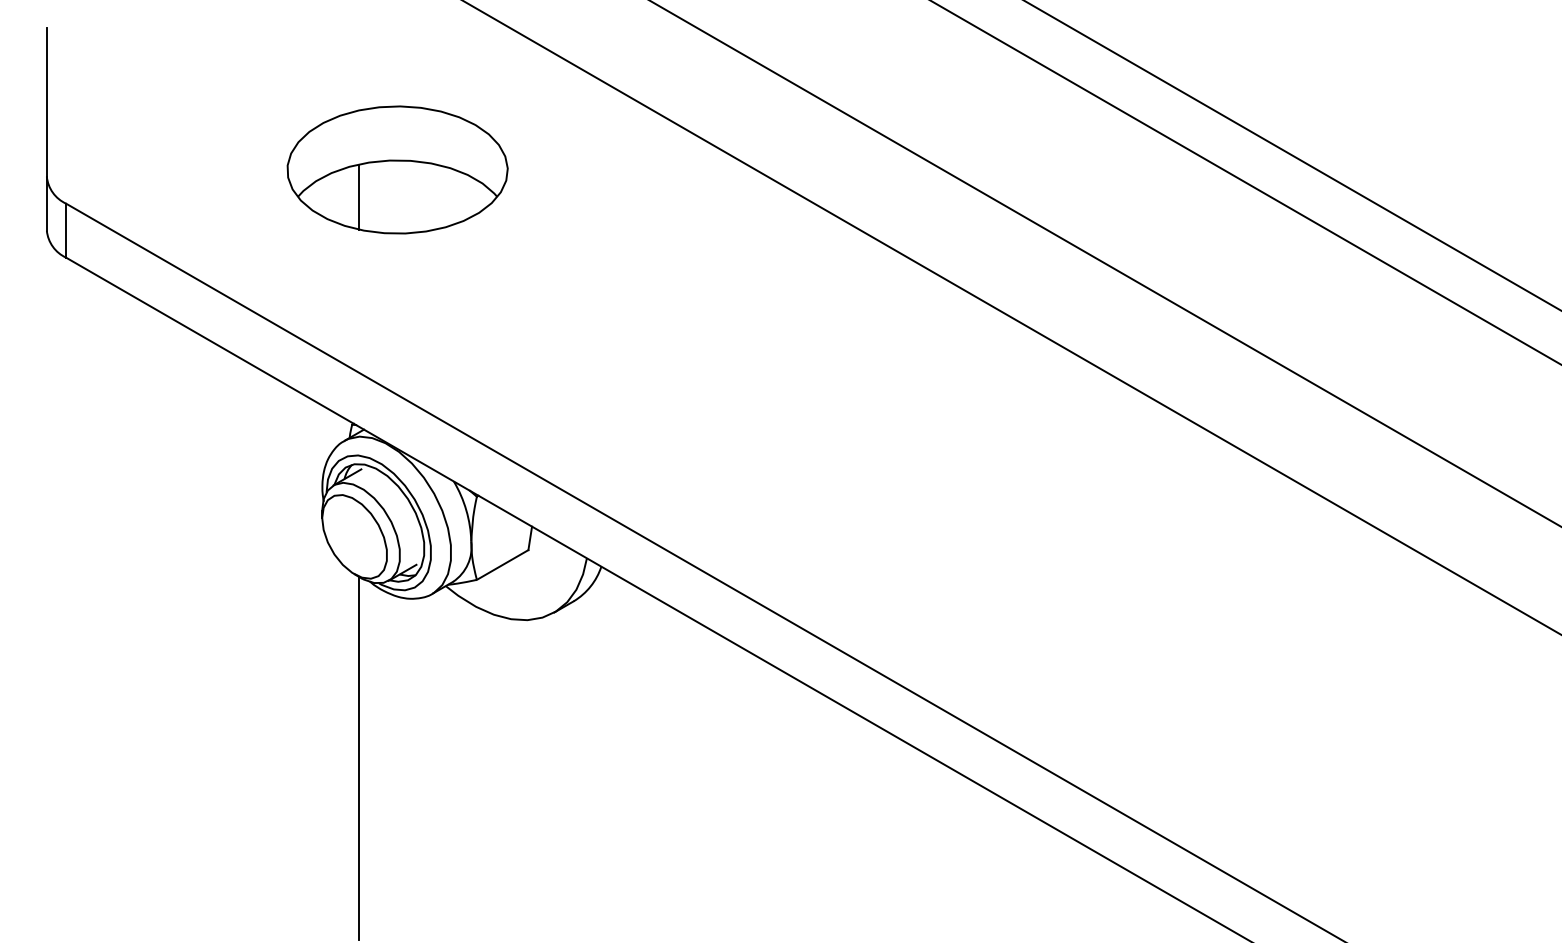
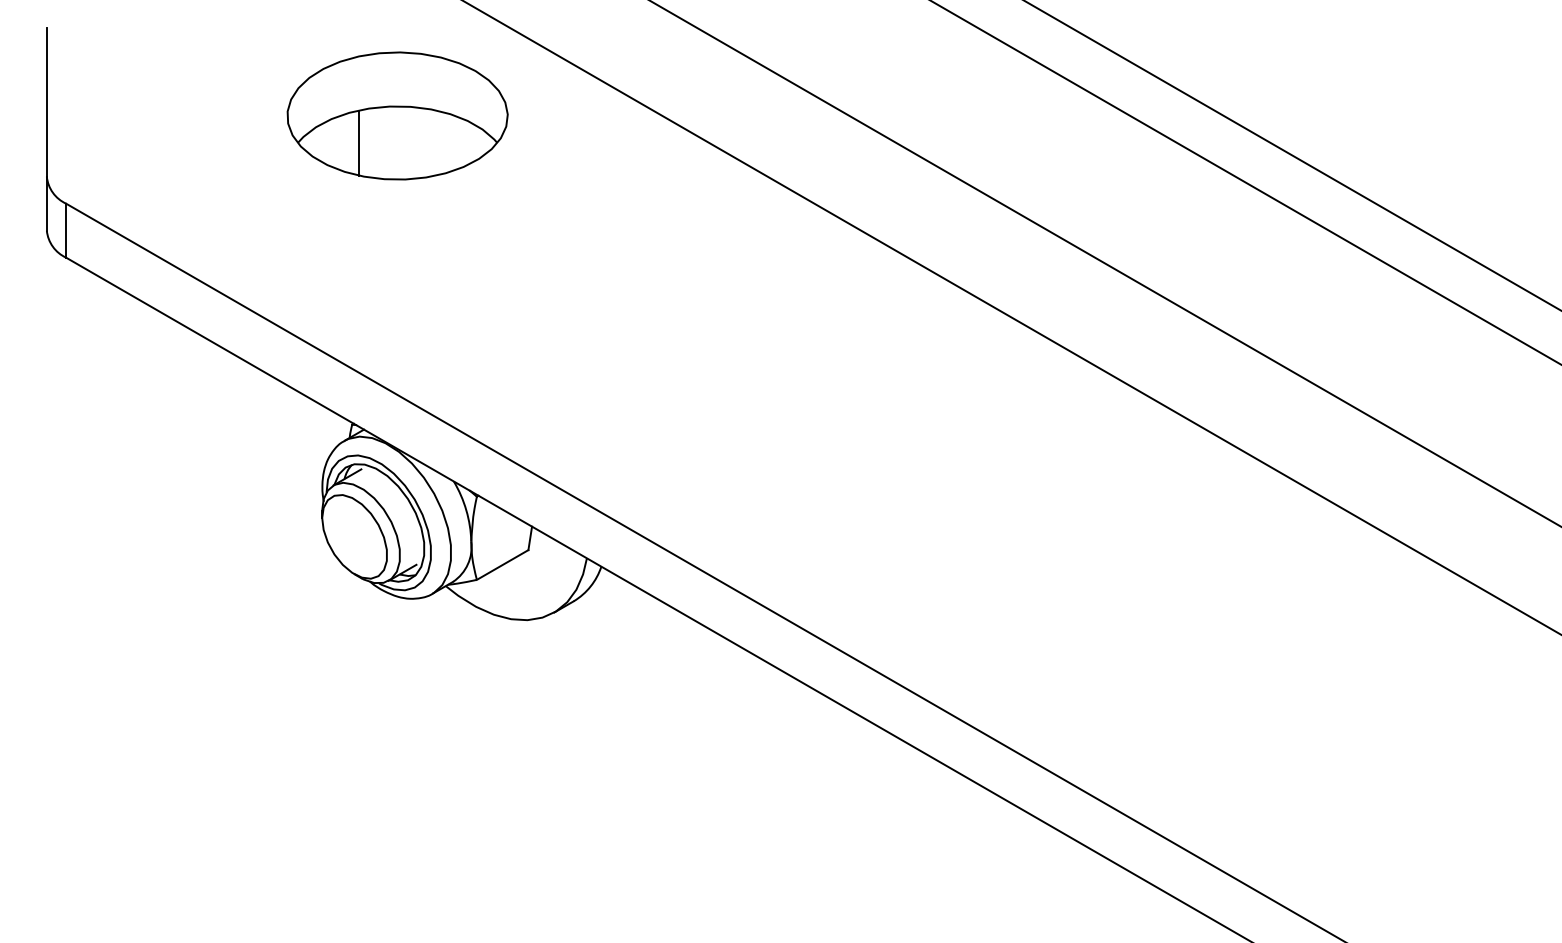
part position: (397, 169) -> (397, 115) (397, 115)
line: present -> none (358, 757)
